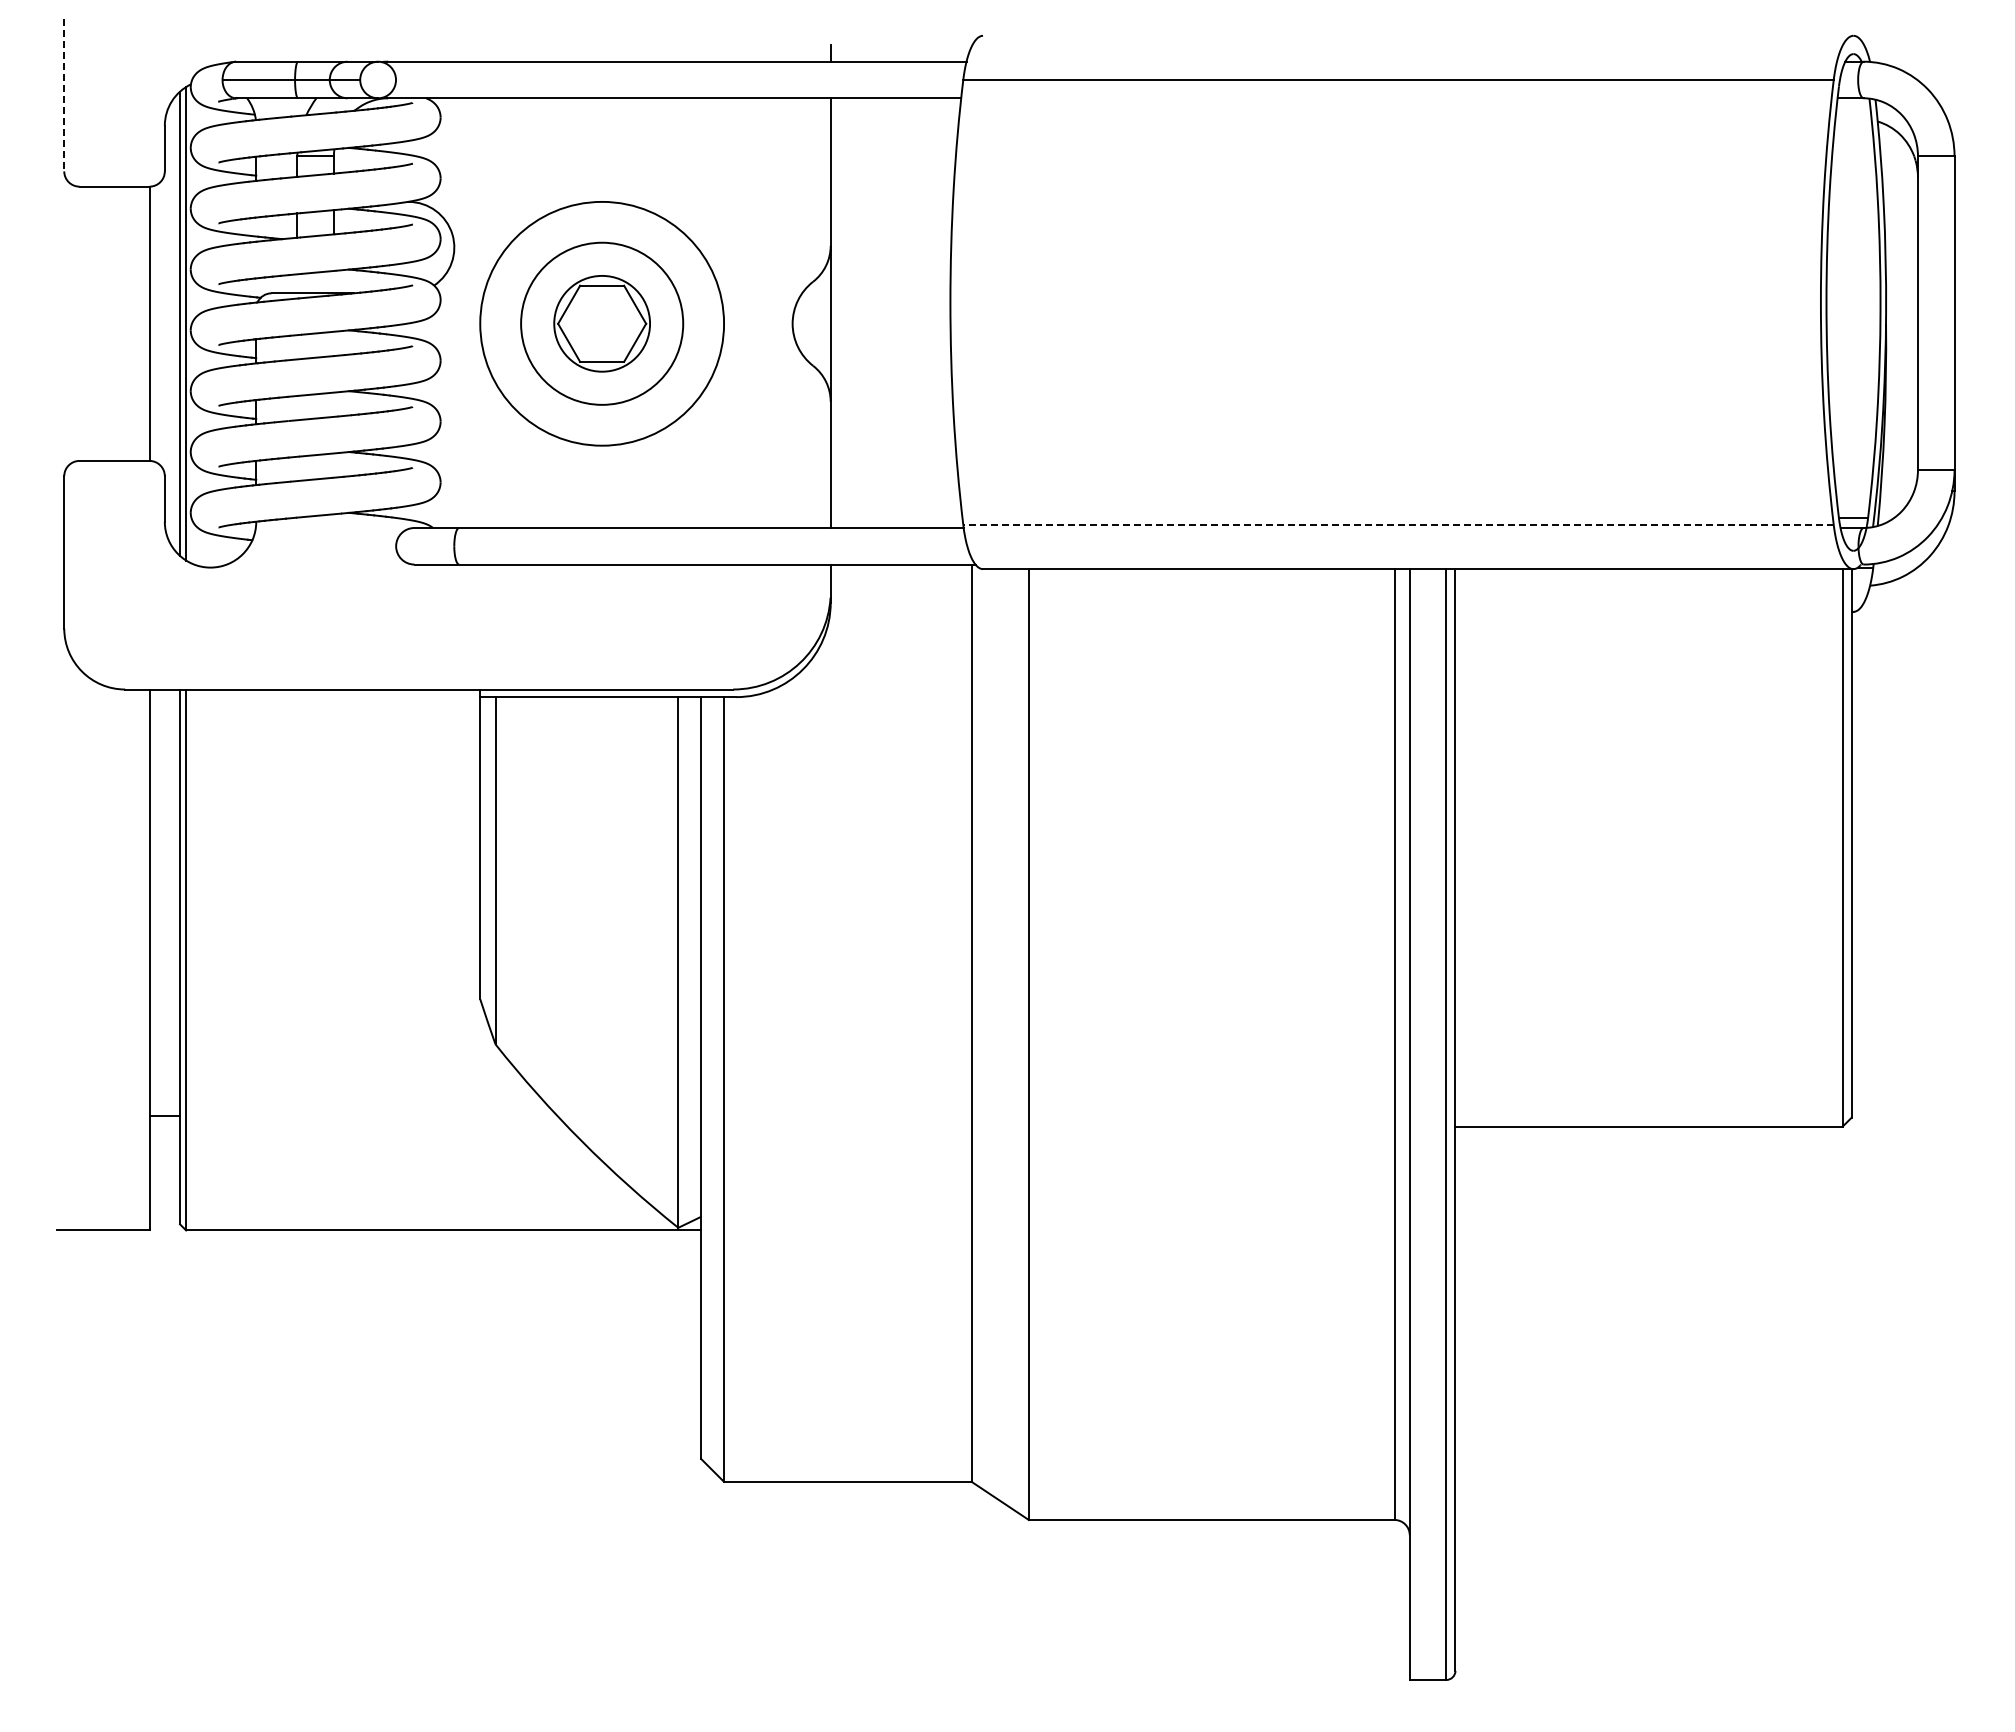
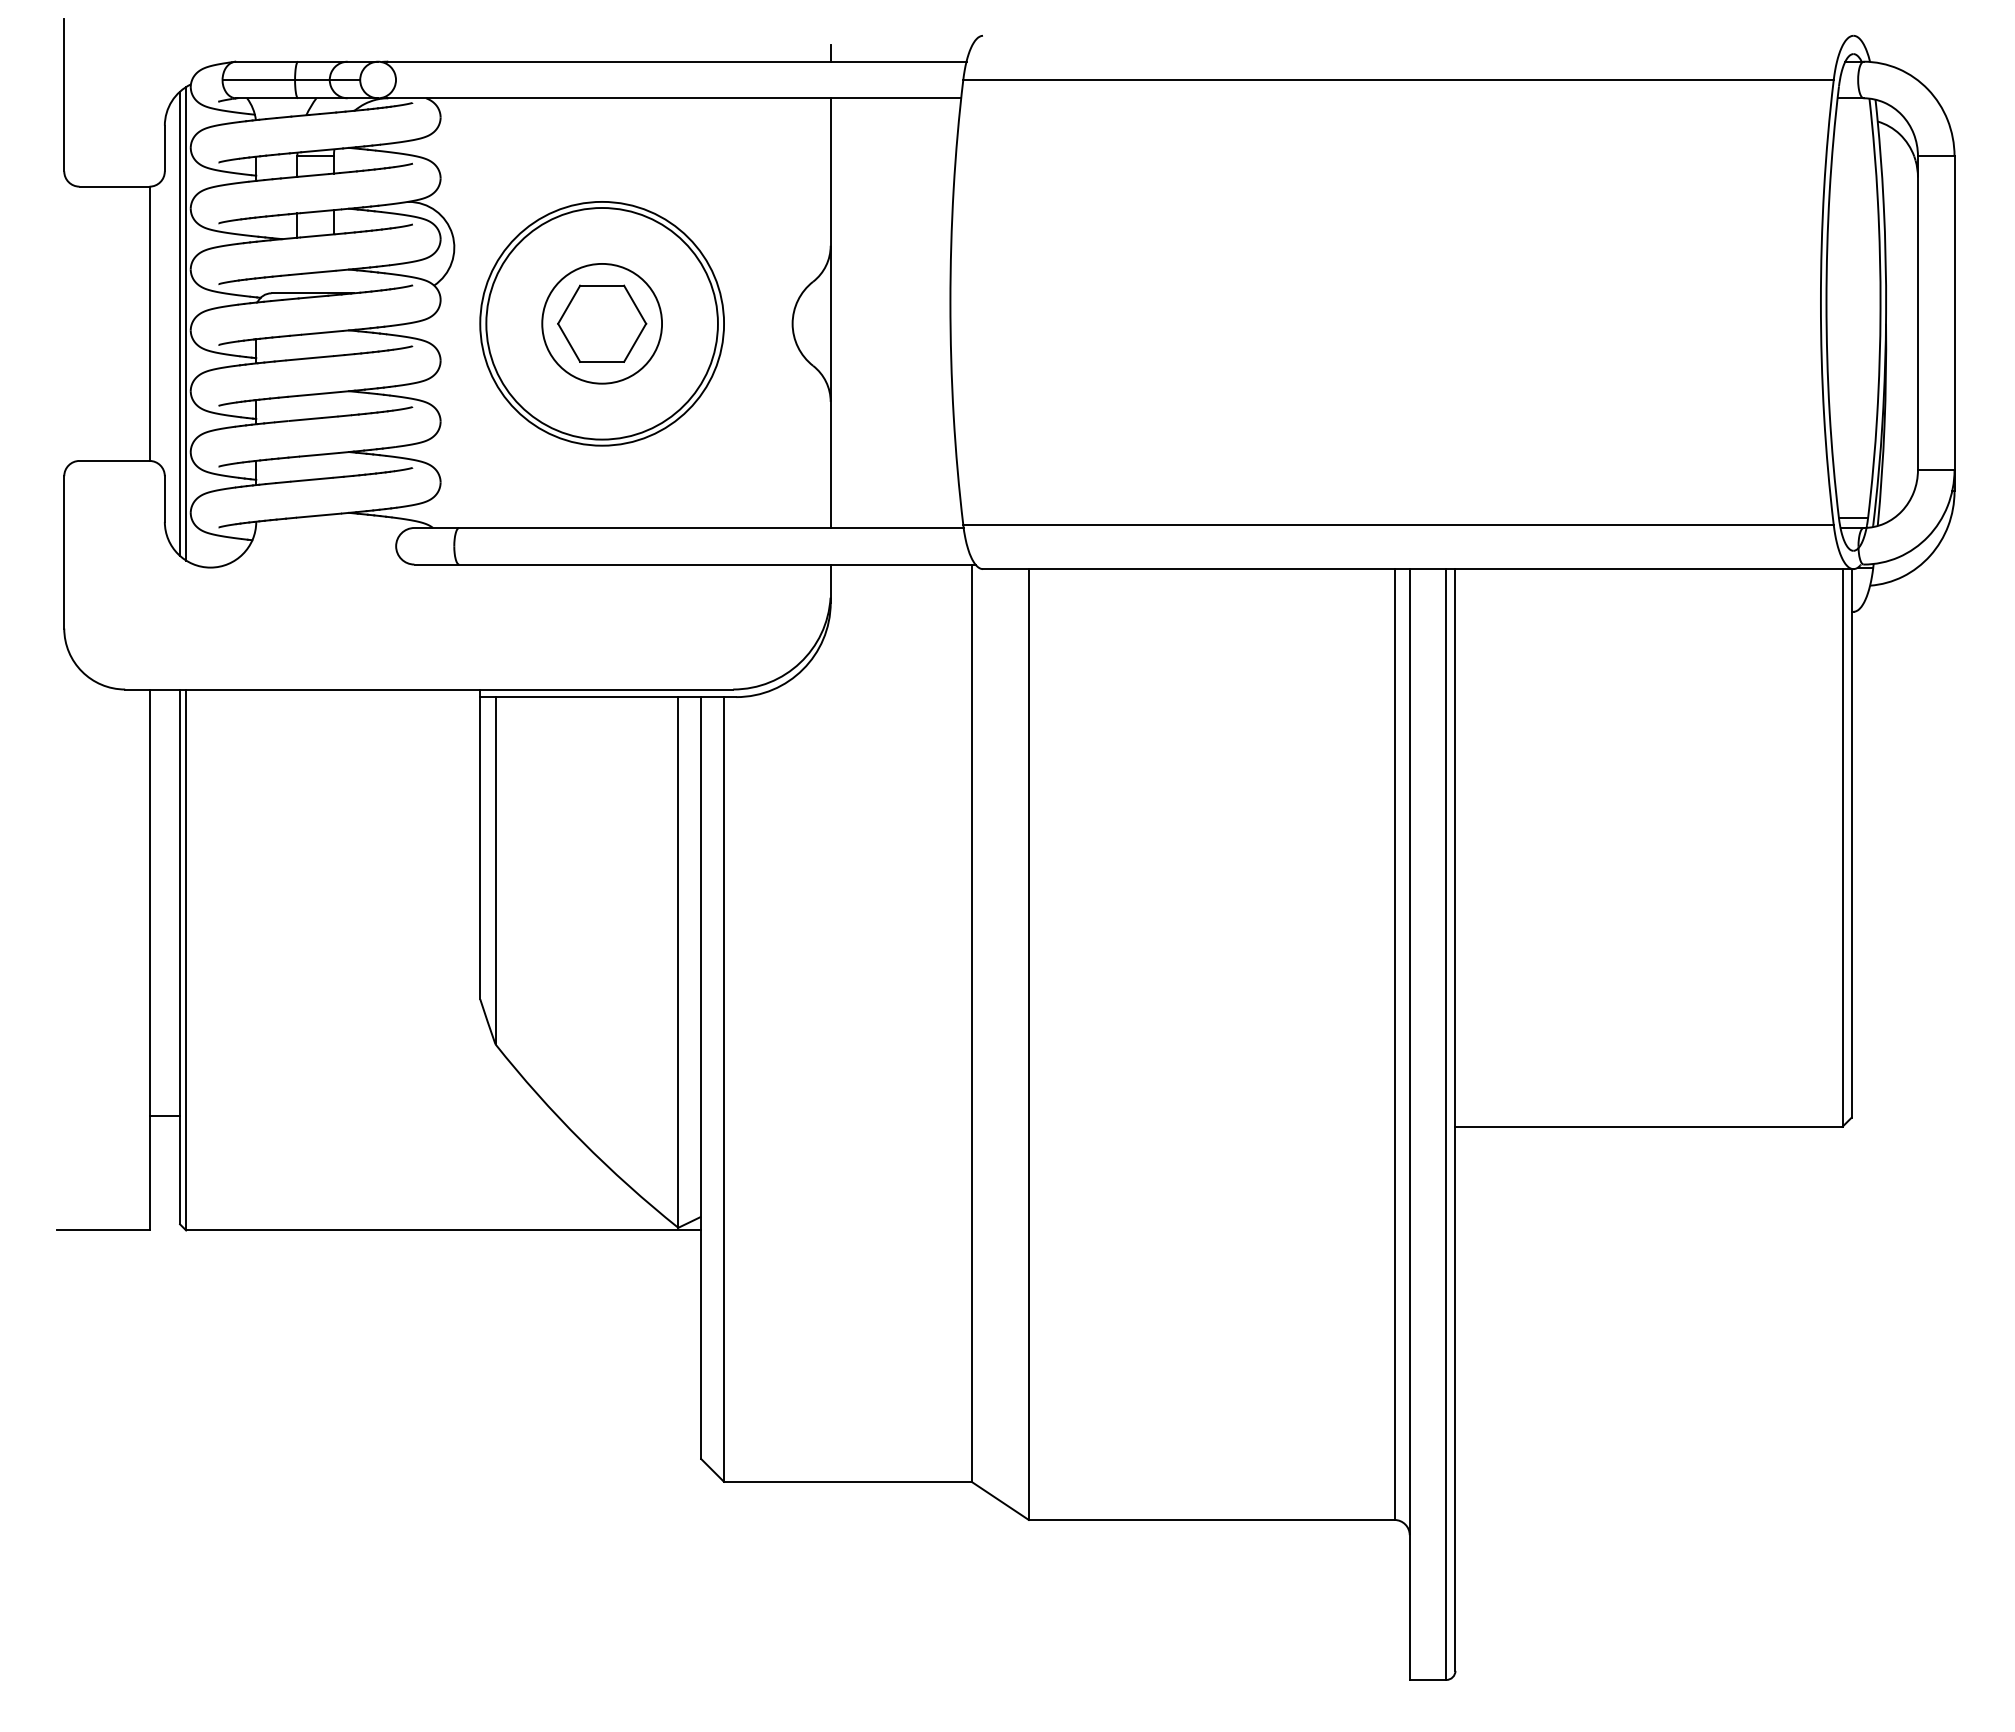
line: dashed -> solid (64, 95)
circle diameter: 162 px -> 232 px (601, 323)
circle diameter: 96 px -> 120 px (602, 323)
line: dashed -> solid (1398, 525)
